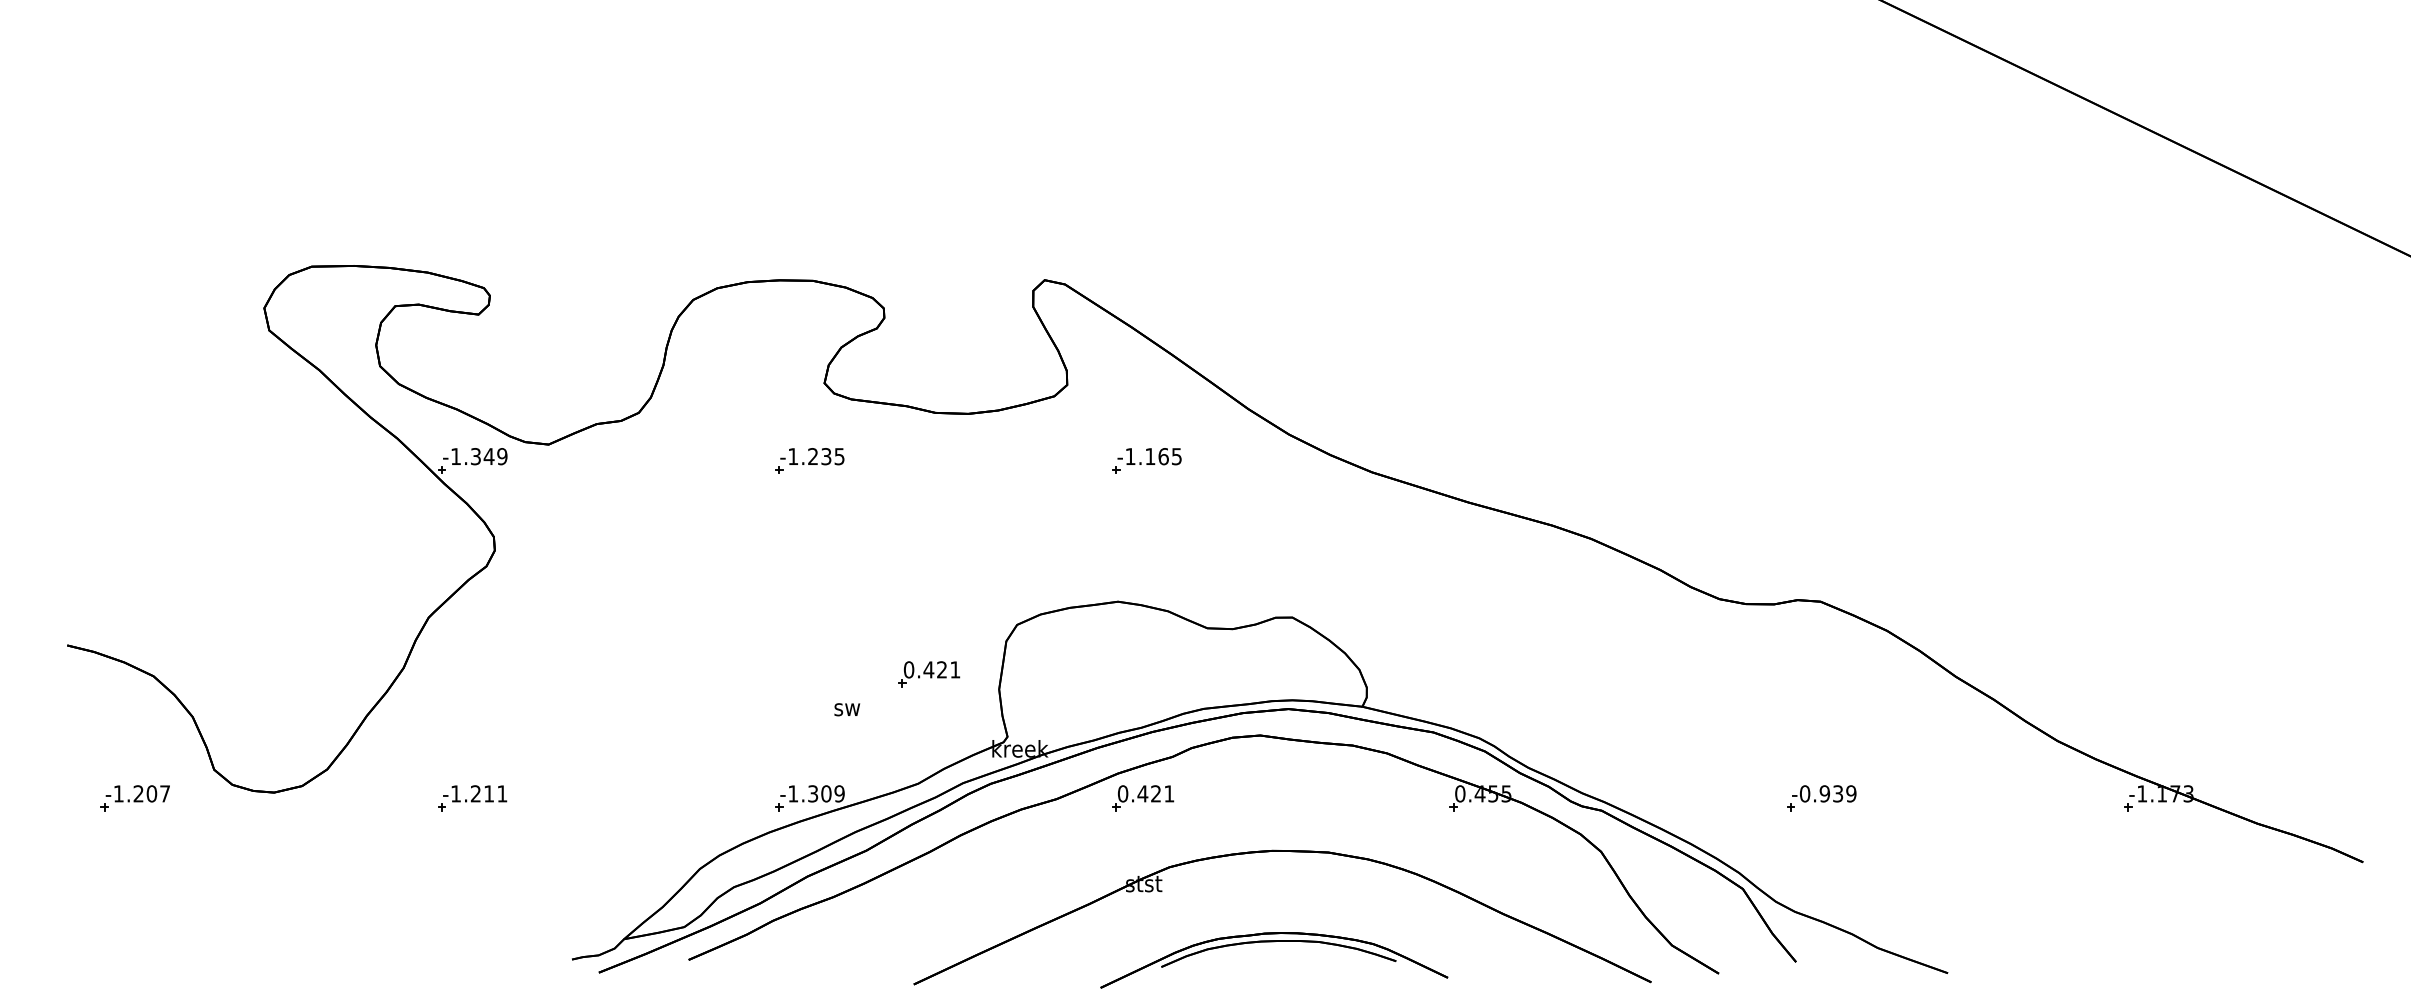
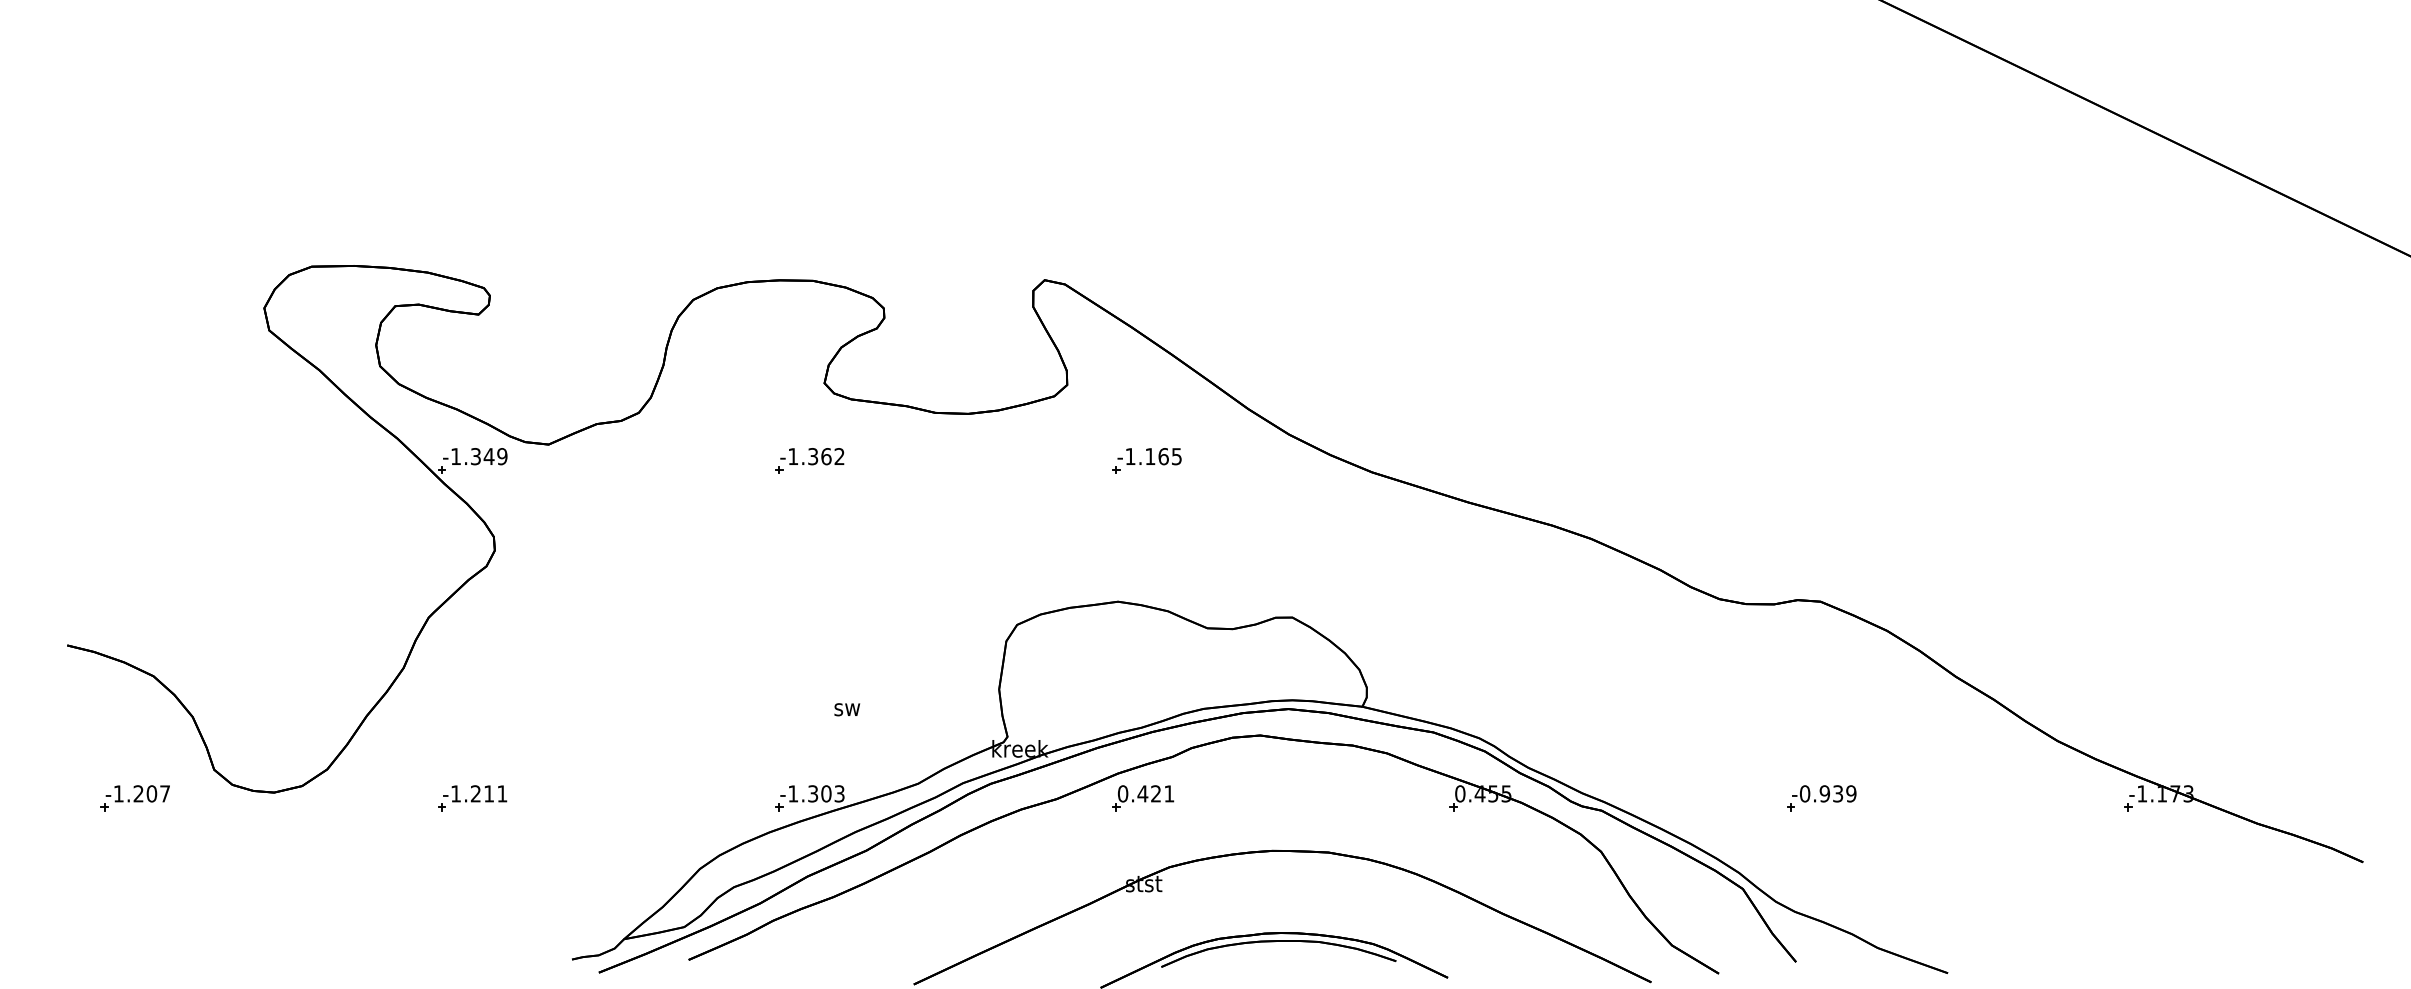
text: -1.235 -> -1.362 (826, 456)
part: present -> none (929, 674)
text: -1.309 -> -1.303 (839, 793)
